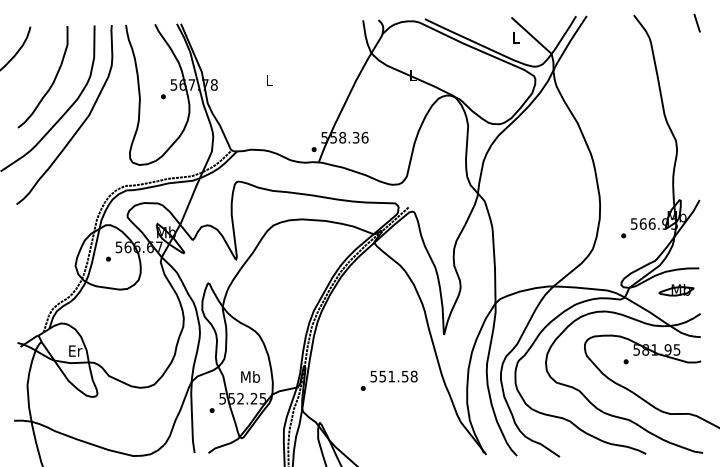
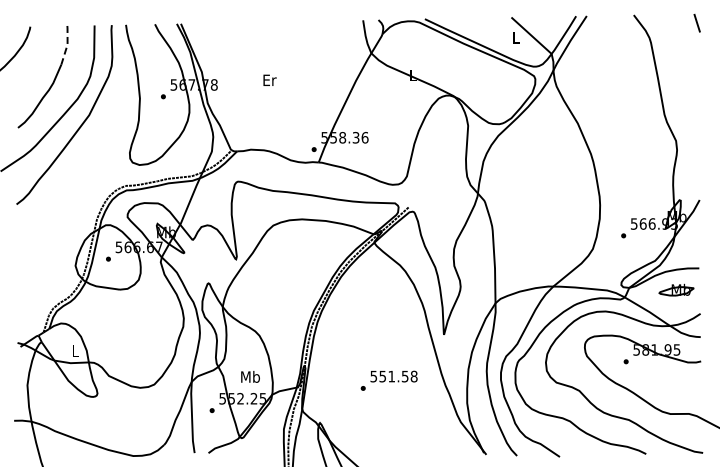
line: solid -> dashed (67, 44)
text: L -> Er (269, 79)
text: Er -> L (75, 350)
